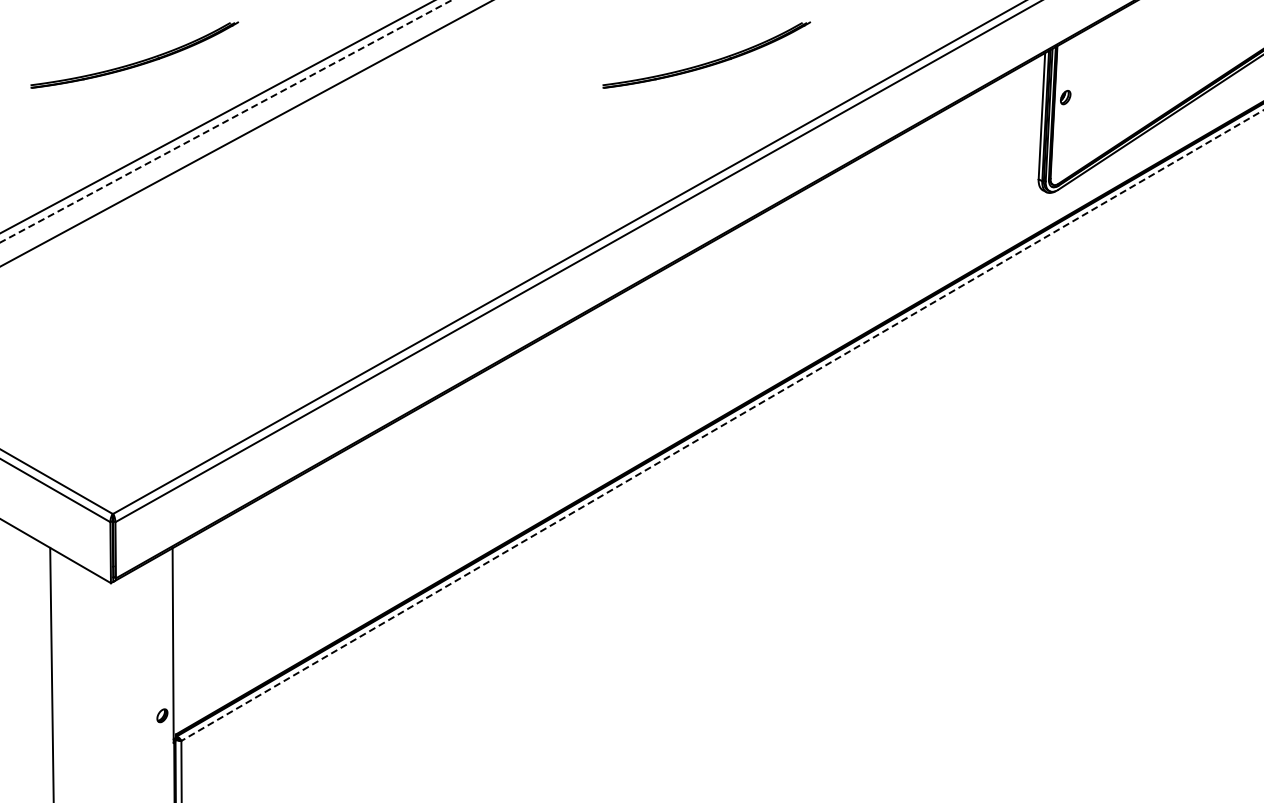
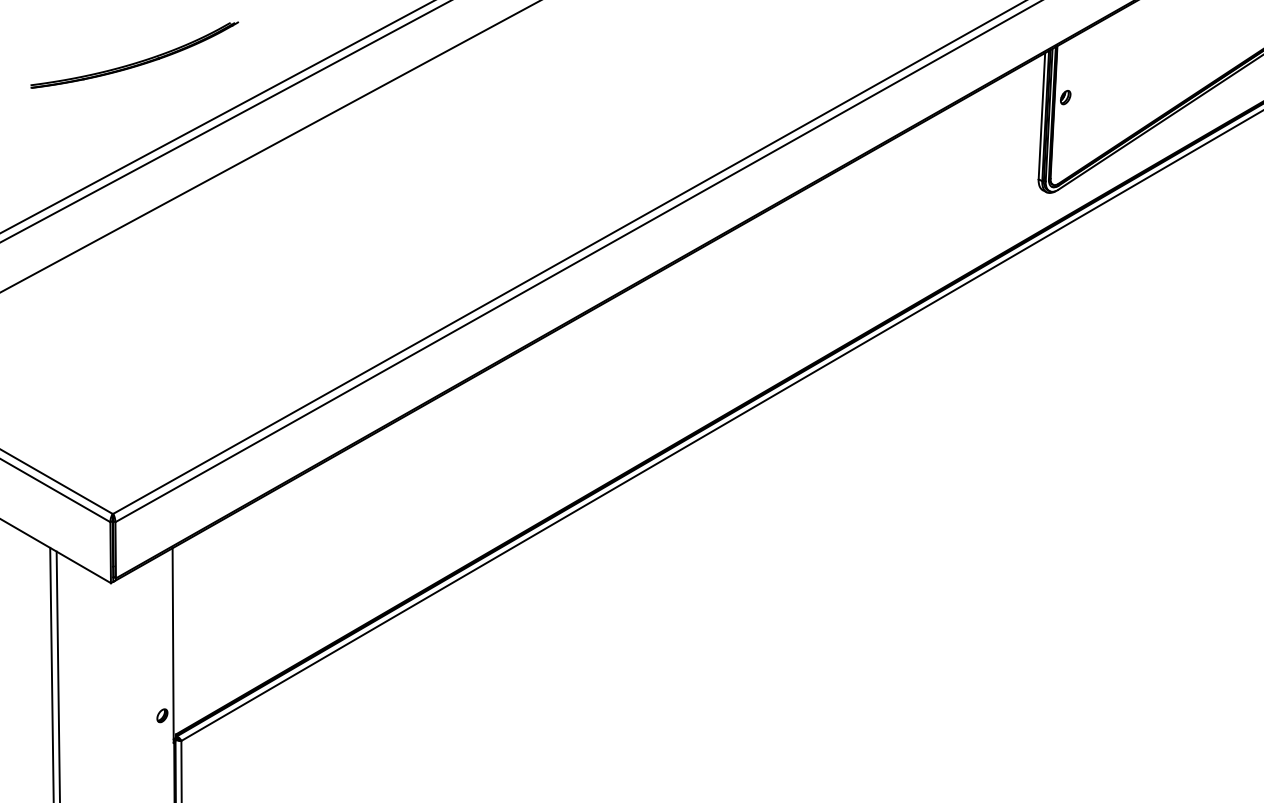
part: present -> none (709, 61)
line: dashed -> solid (225, 121)
line position: (245, 133) -> (269, 146) (269, 146)
line: dashed -> solid (722, 425)
line: none -> present (57, 675)
